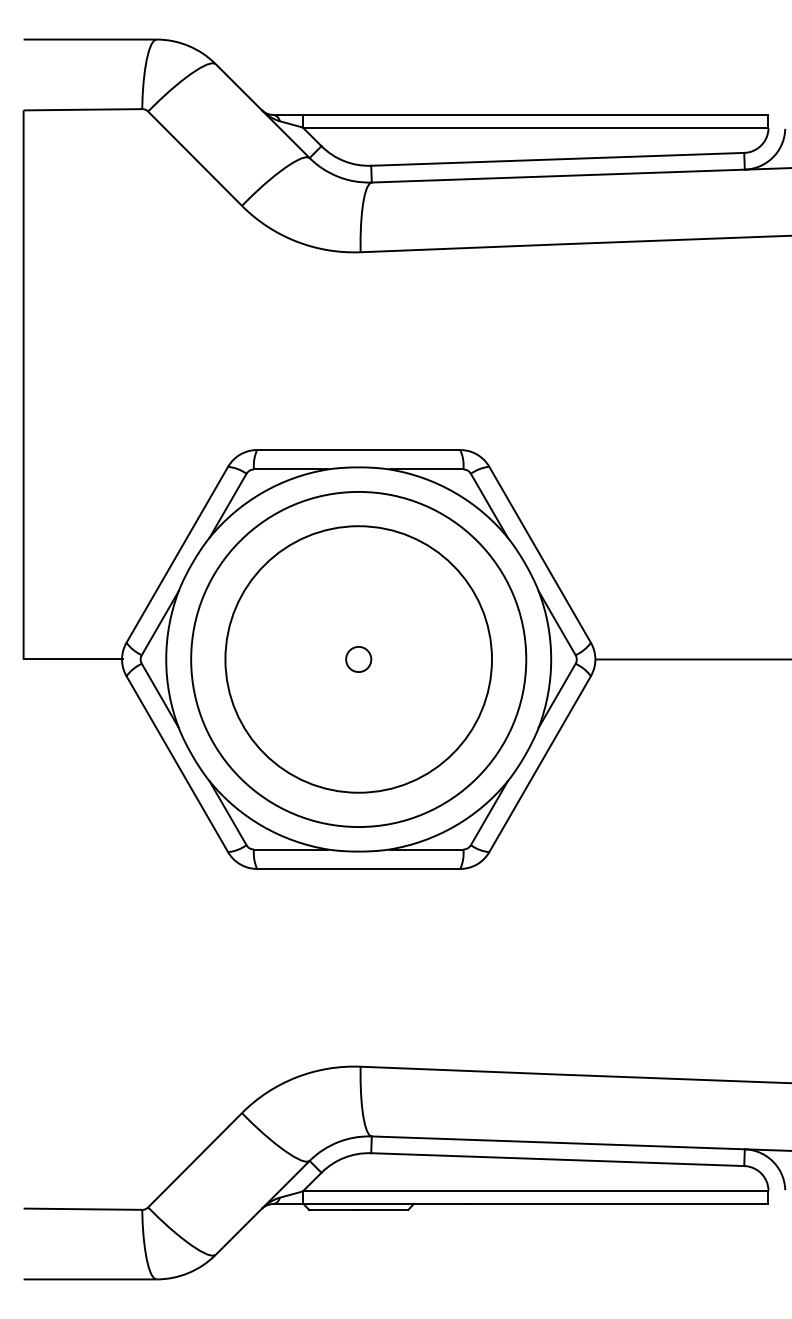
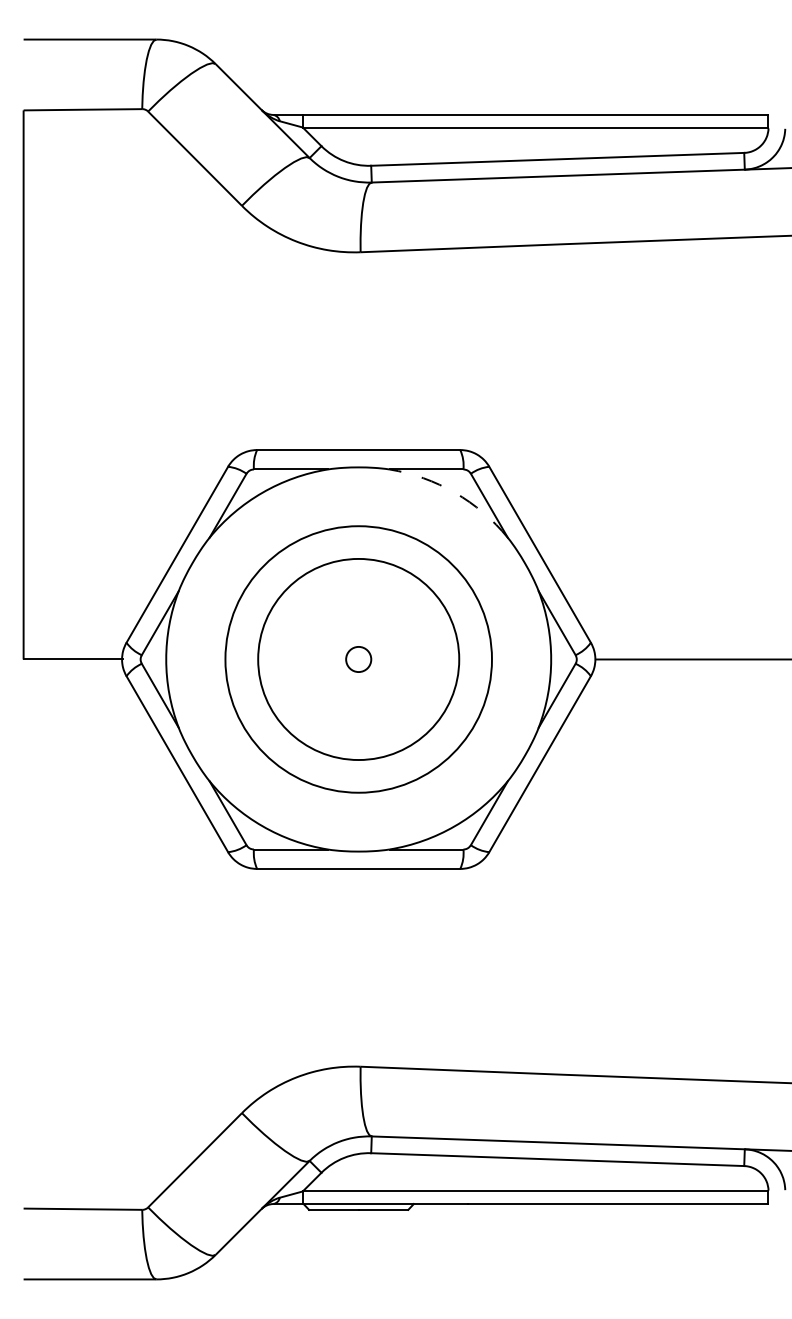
arc: solid -> dashed (454, 492)
circle diameter: 335 px -> 201 px (358, 659)
